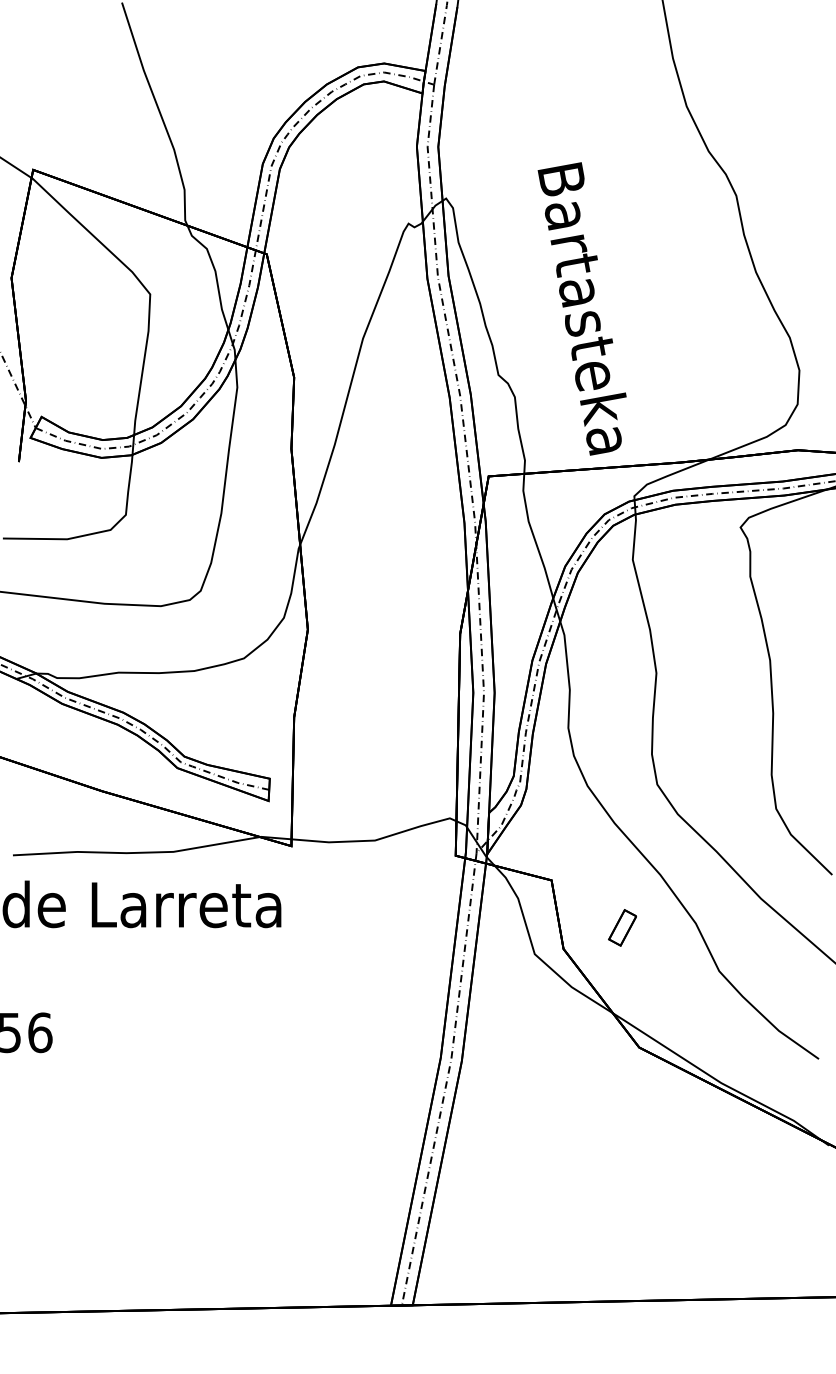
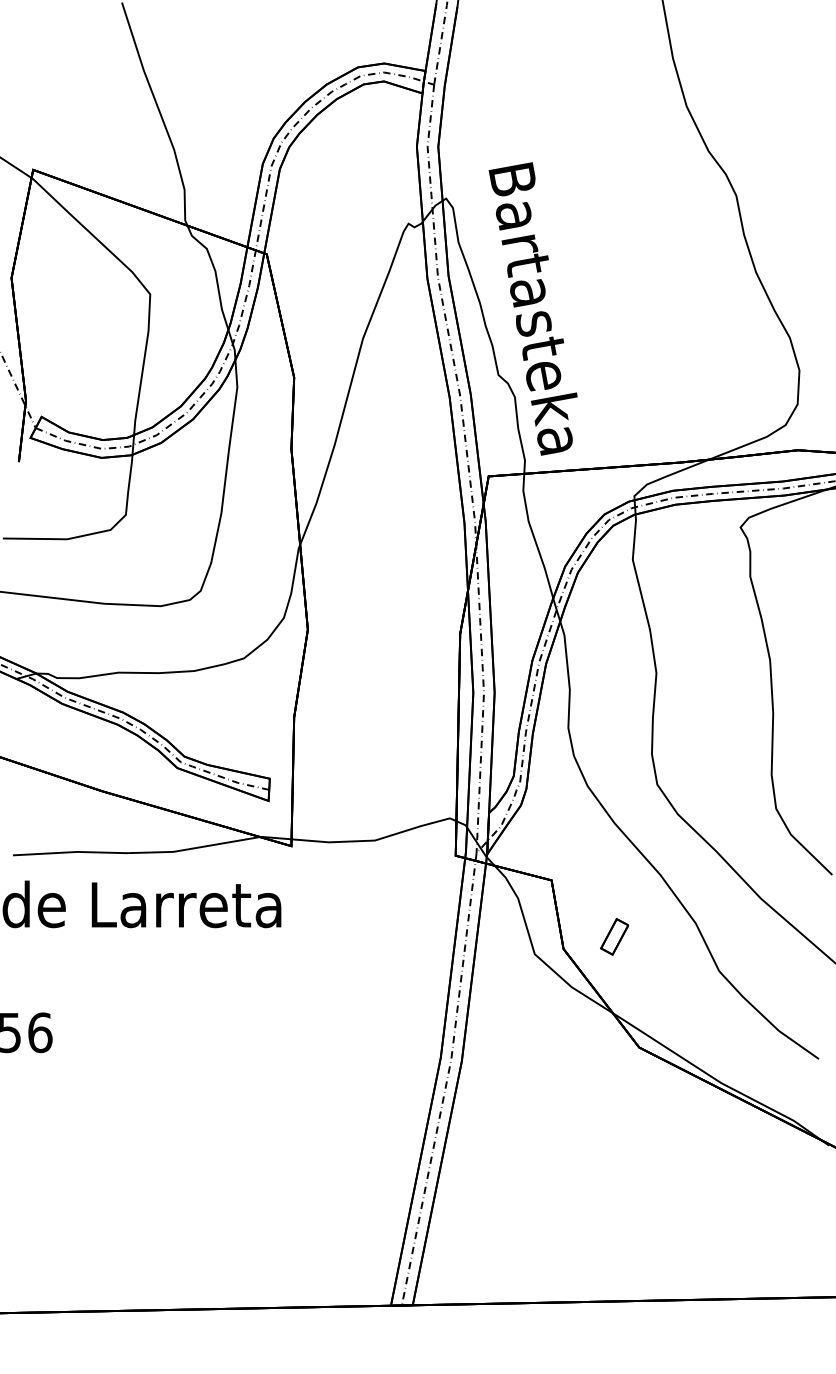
text position: (581, 308) -> (532, 308) (532, 308)
part position: (622, 927) -> (614, 936) (614, 936)
